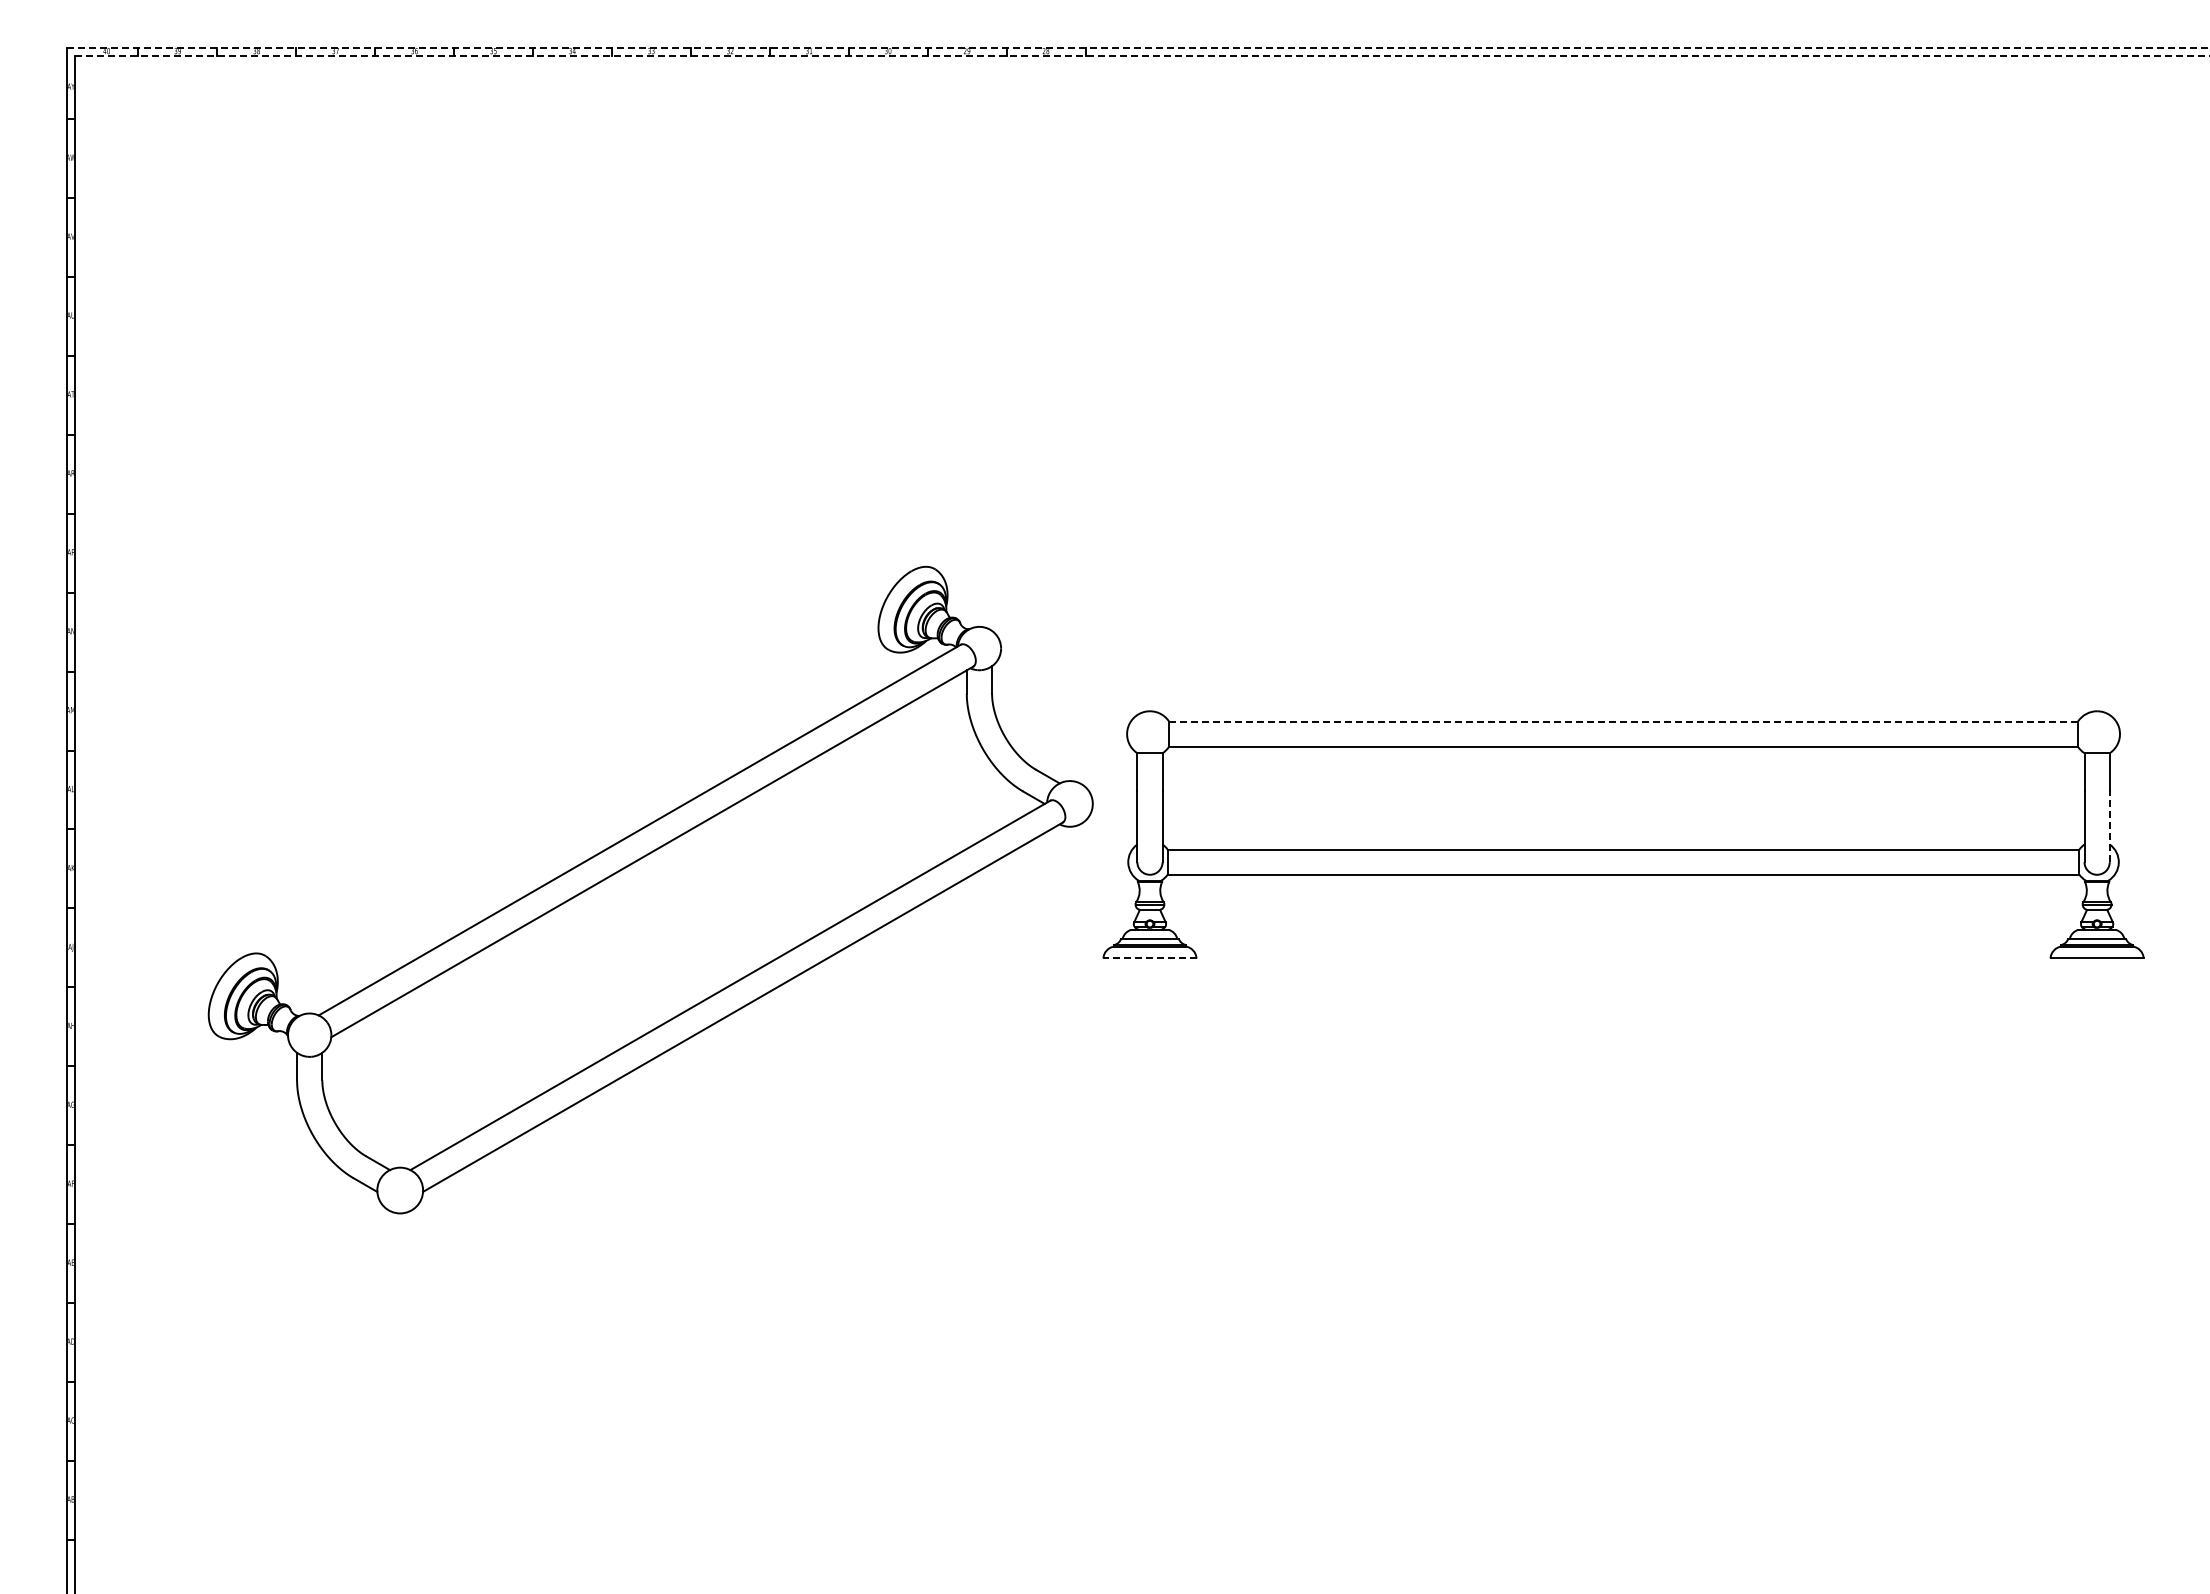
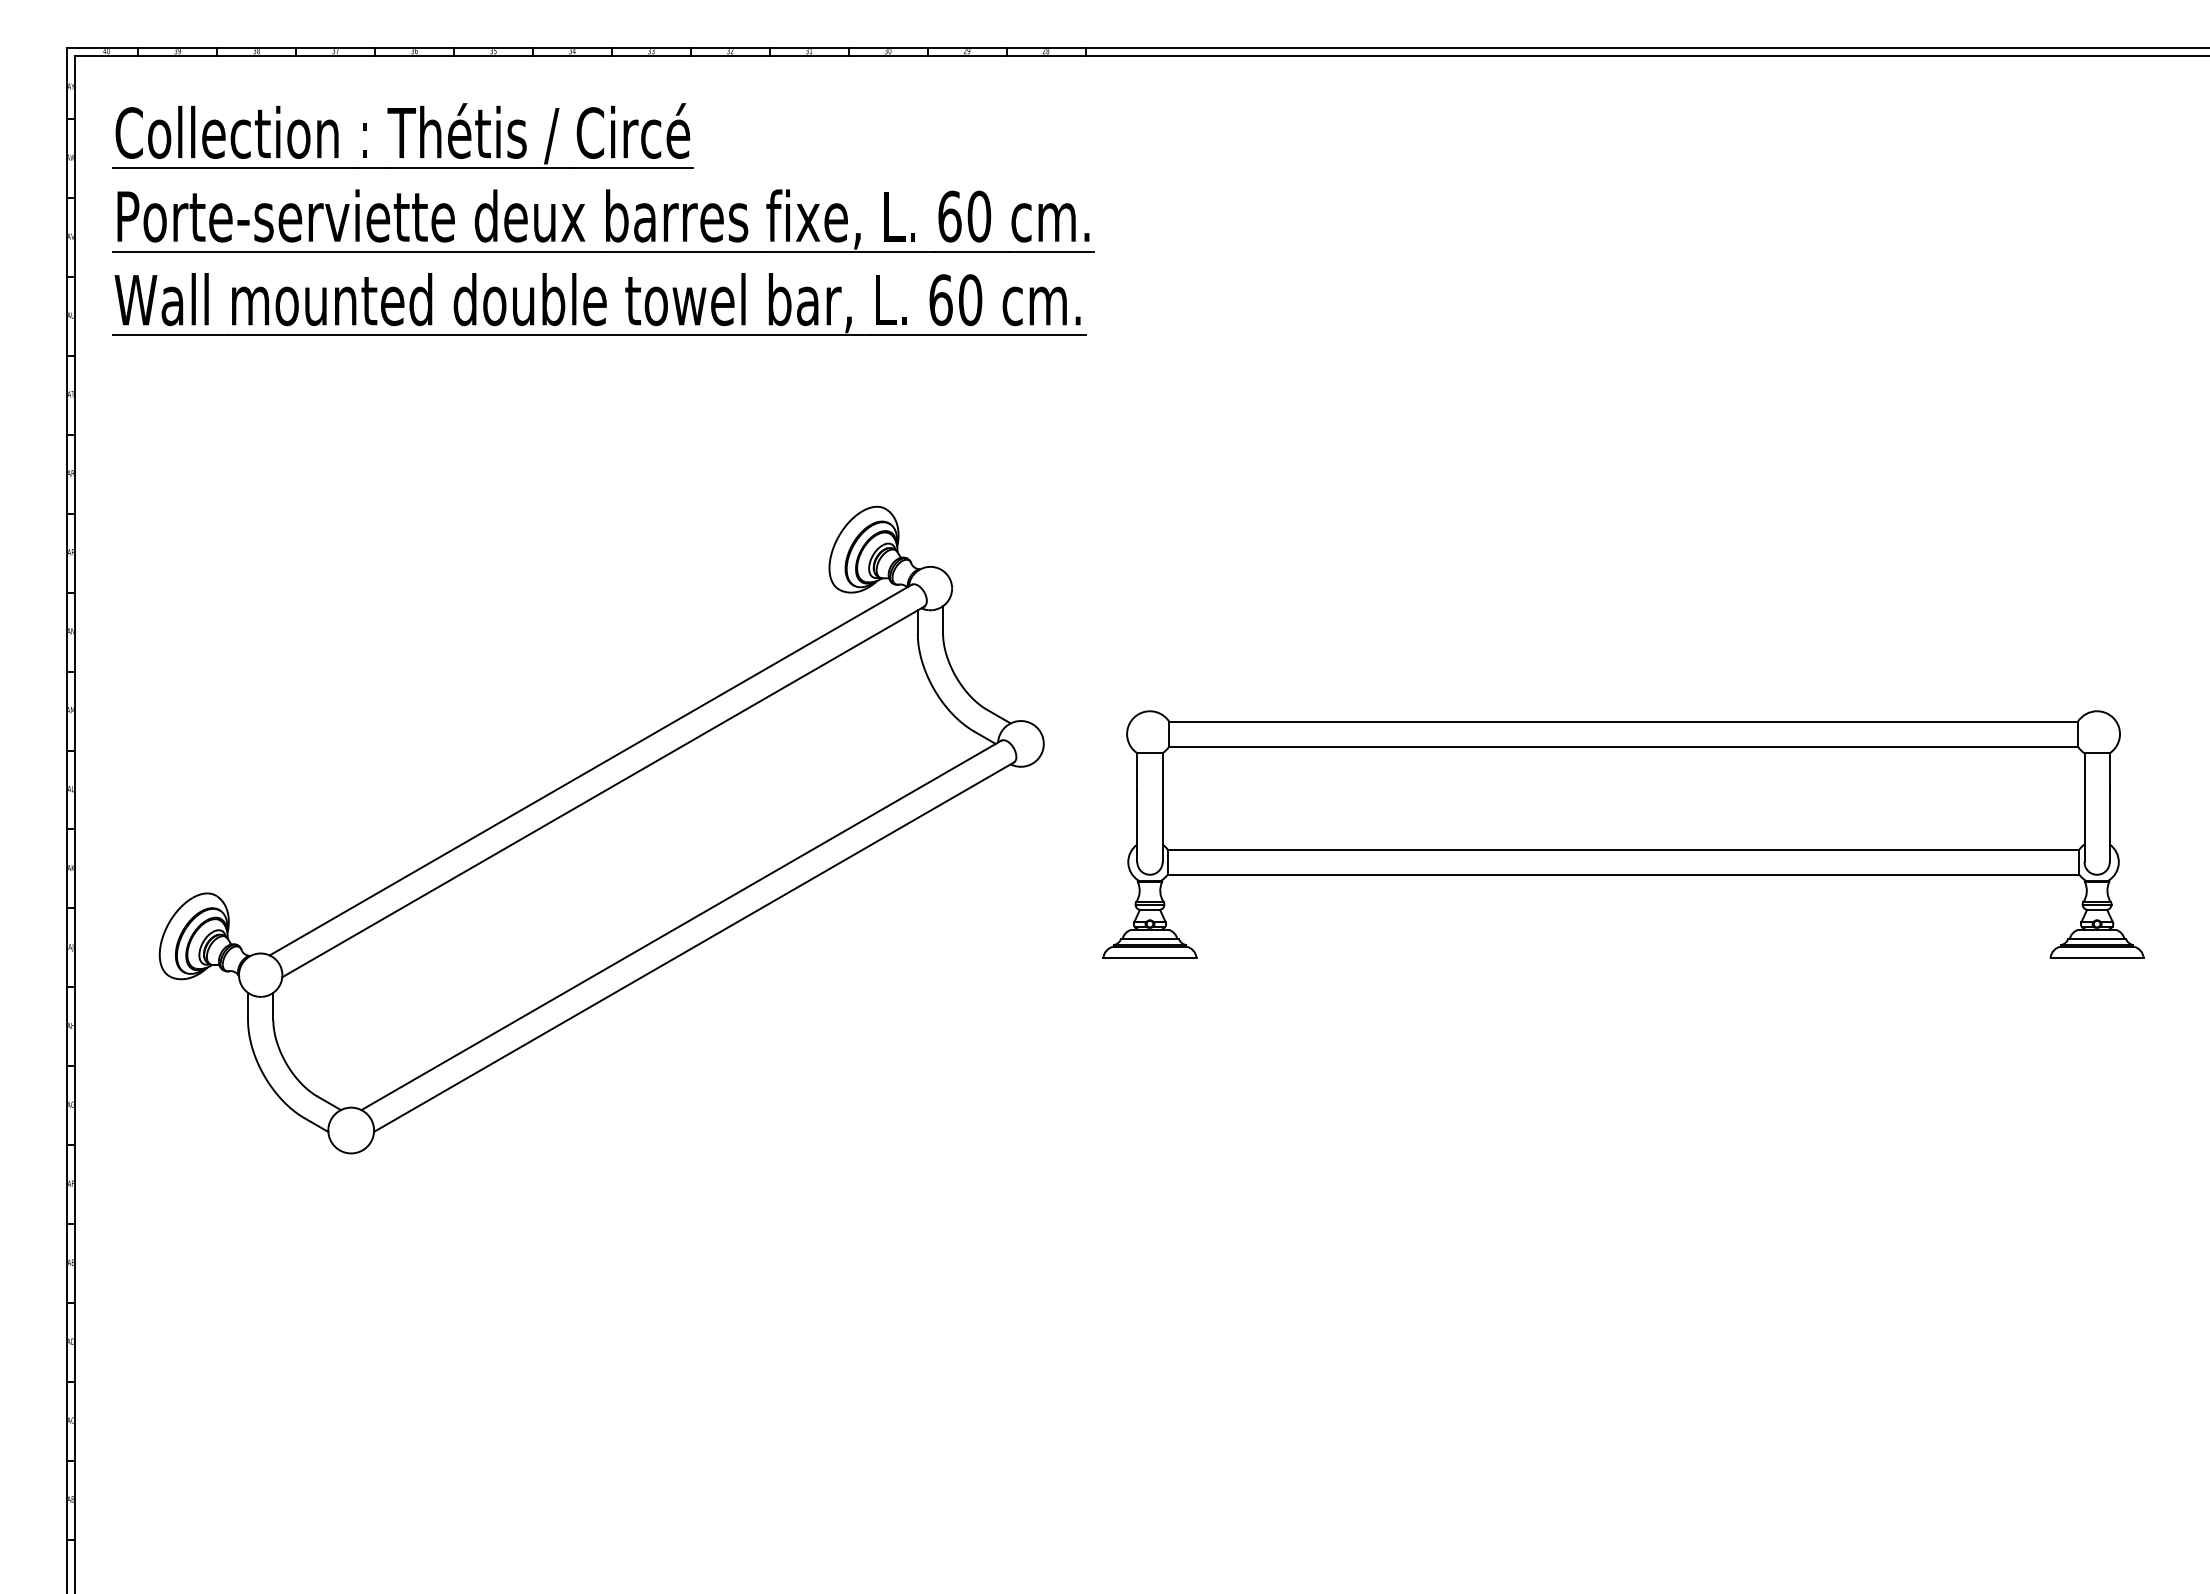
line: dashed -> solid (1139, 48)
line: dashed -> solid (1142, 55)
part: none -> present (603, 219)
line: dashed -> solid (1623, 721)
line: dashed -> solid (2109, 826)
part position: (650, 889) -> (601, 829) (601, 829)
line: dashed -> solid (1149, 958)
